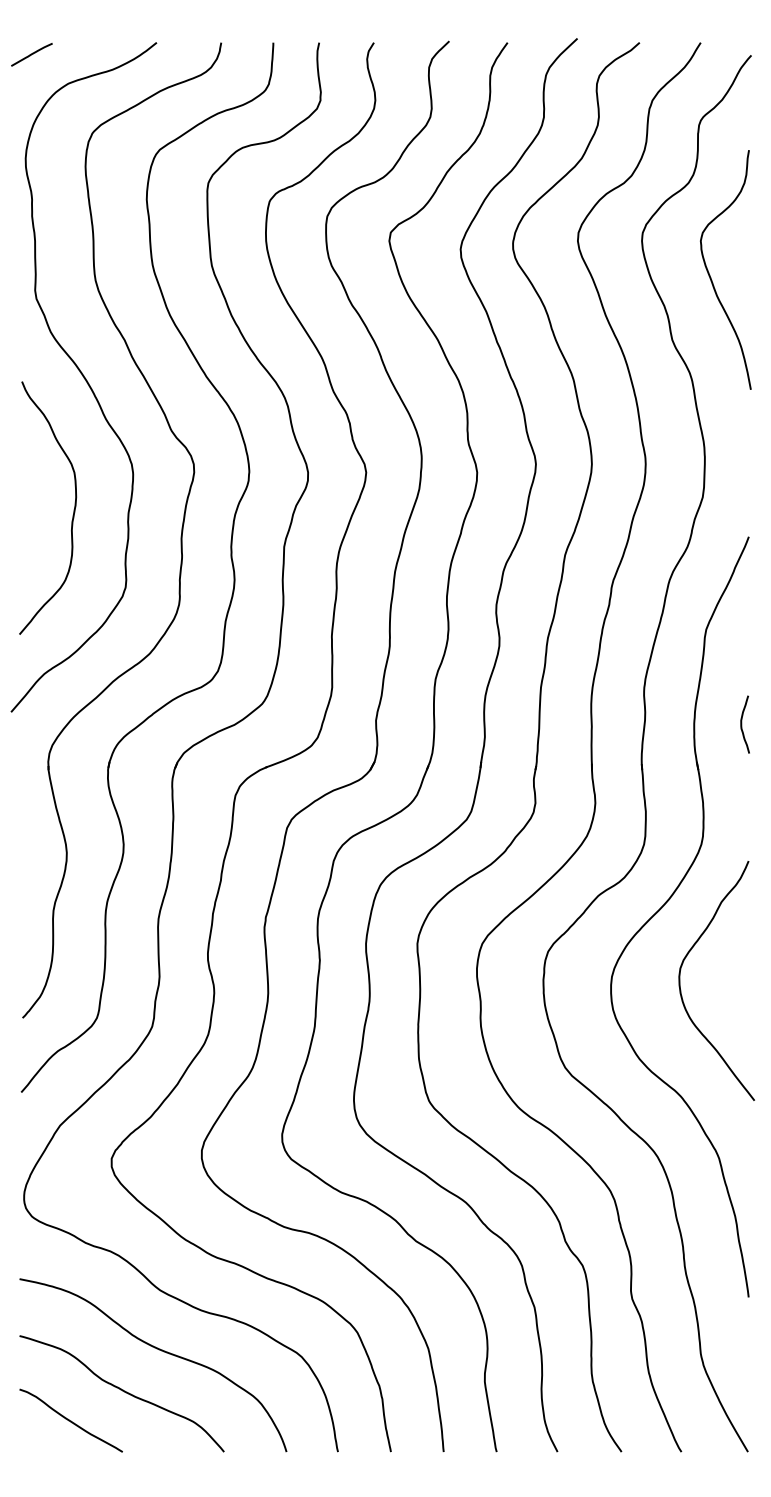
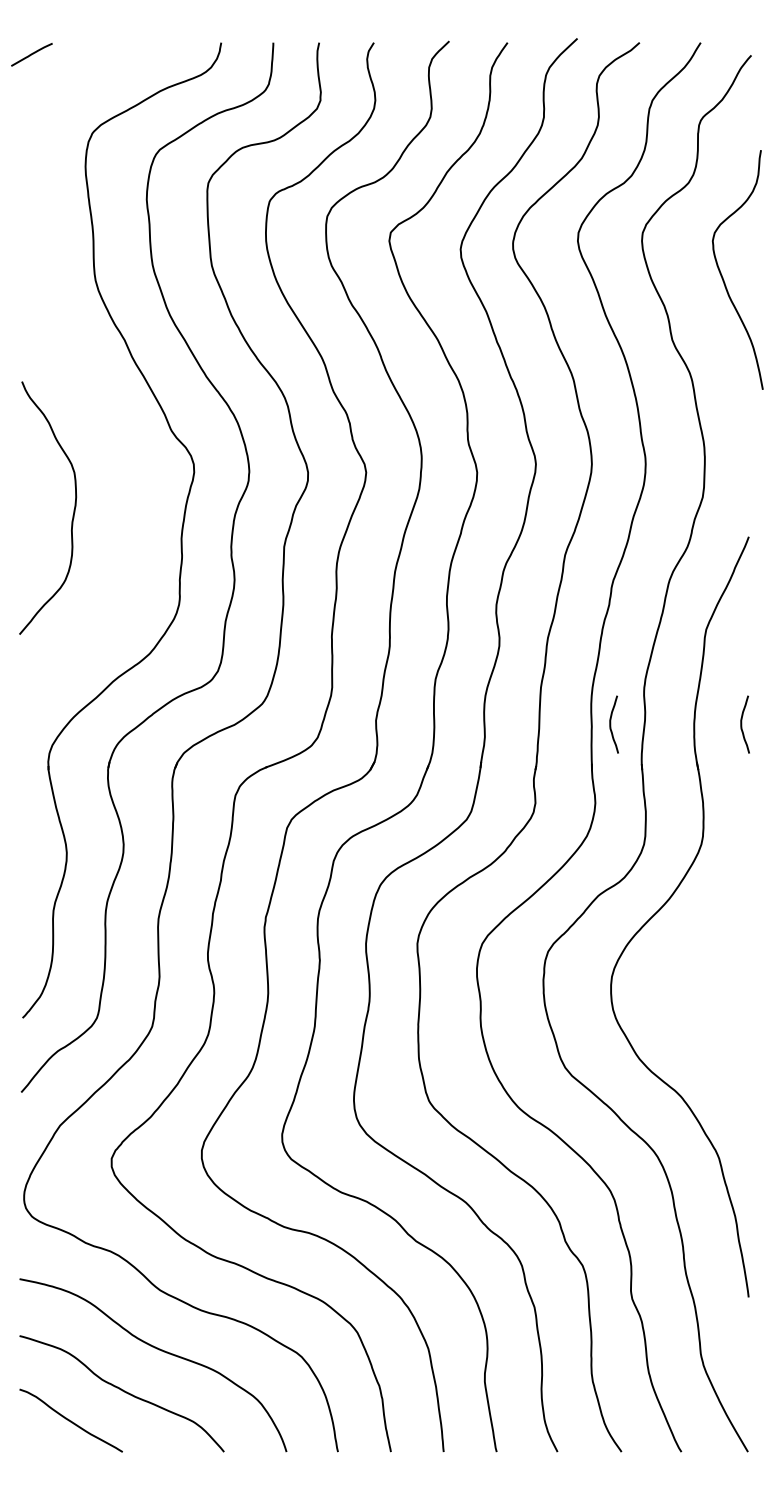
curve position: (711, 277) -> (723, 277) (723, 277)
curve: present -> none (83, 377)
curve: none -> present (611, 724)
curve: present -> none (680, 980)
